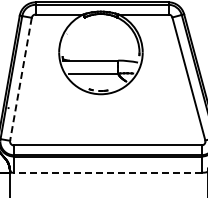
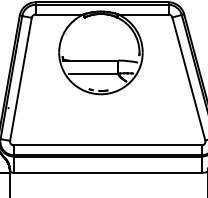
line: dashed -> solid (20, 79)
line: dashed -> solid (107, 172)
